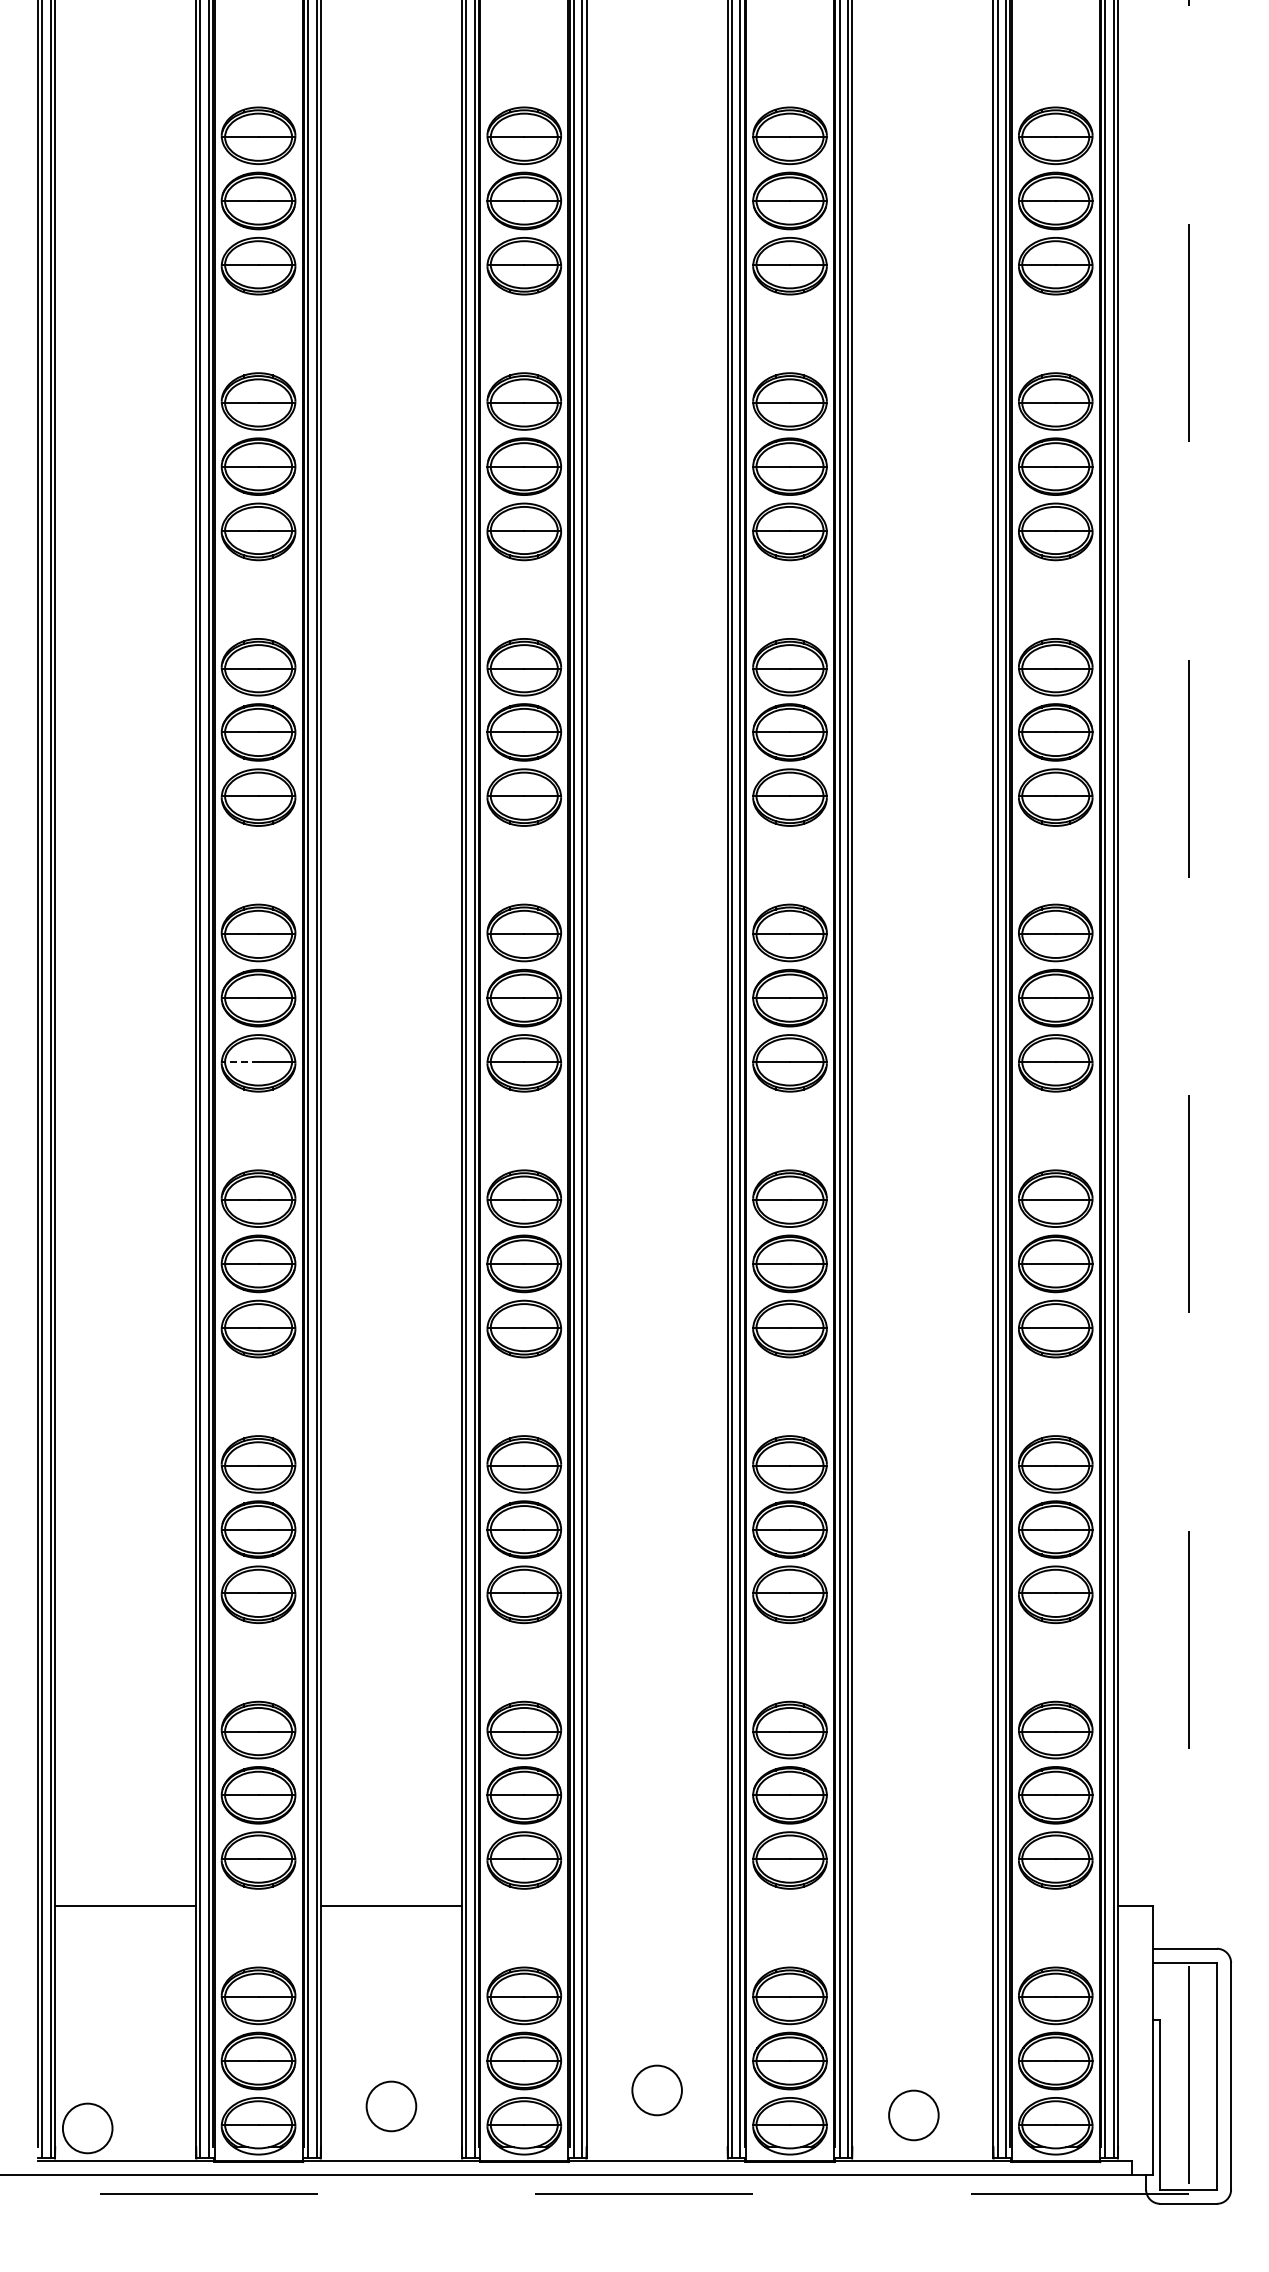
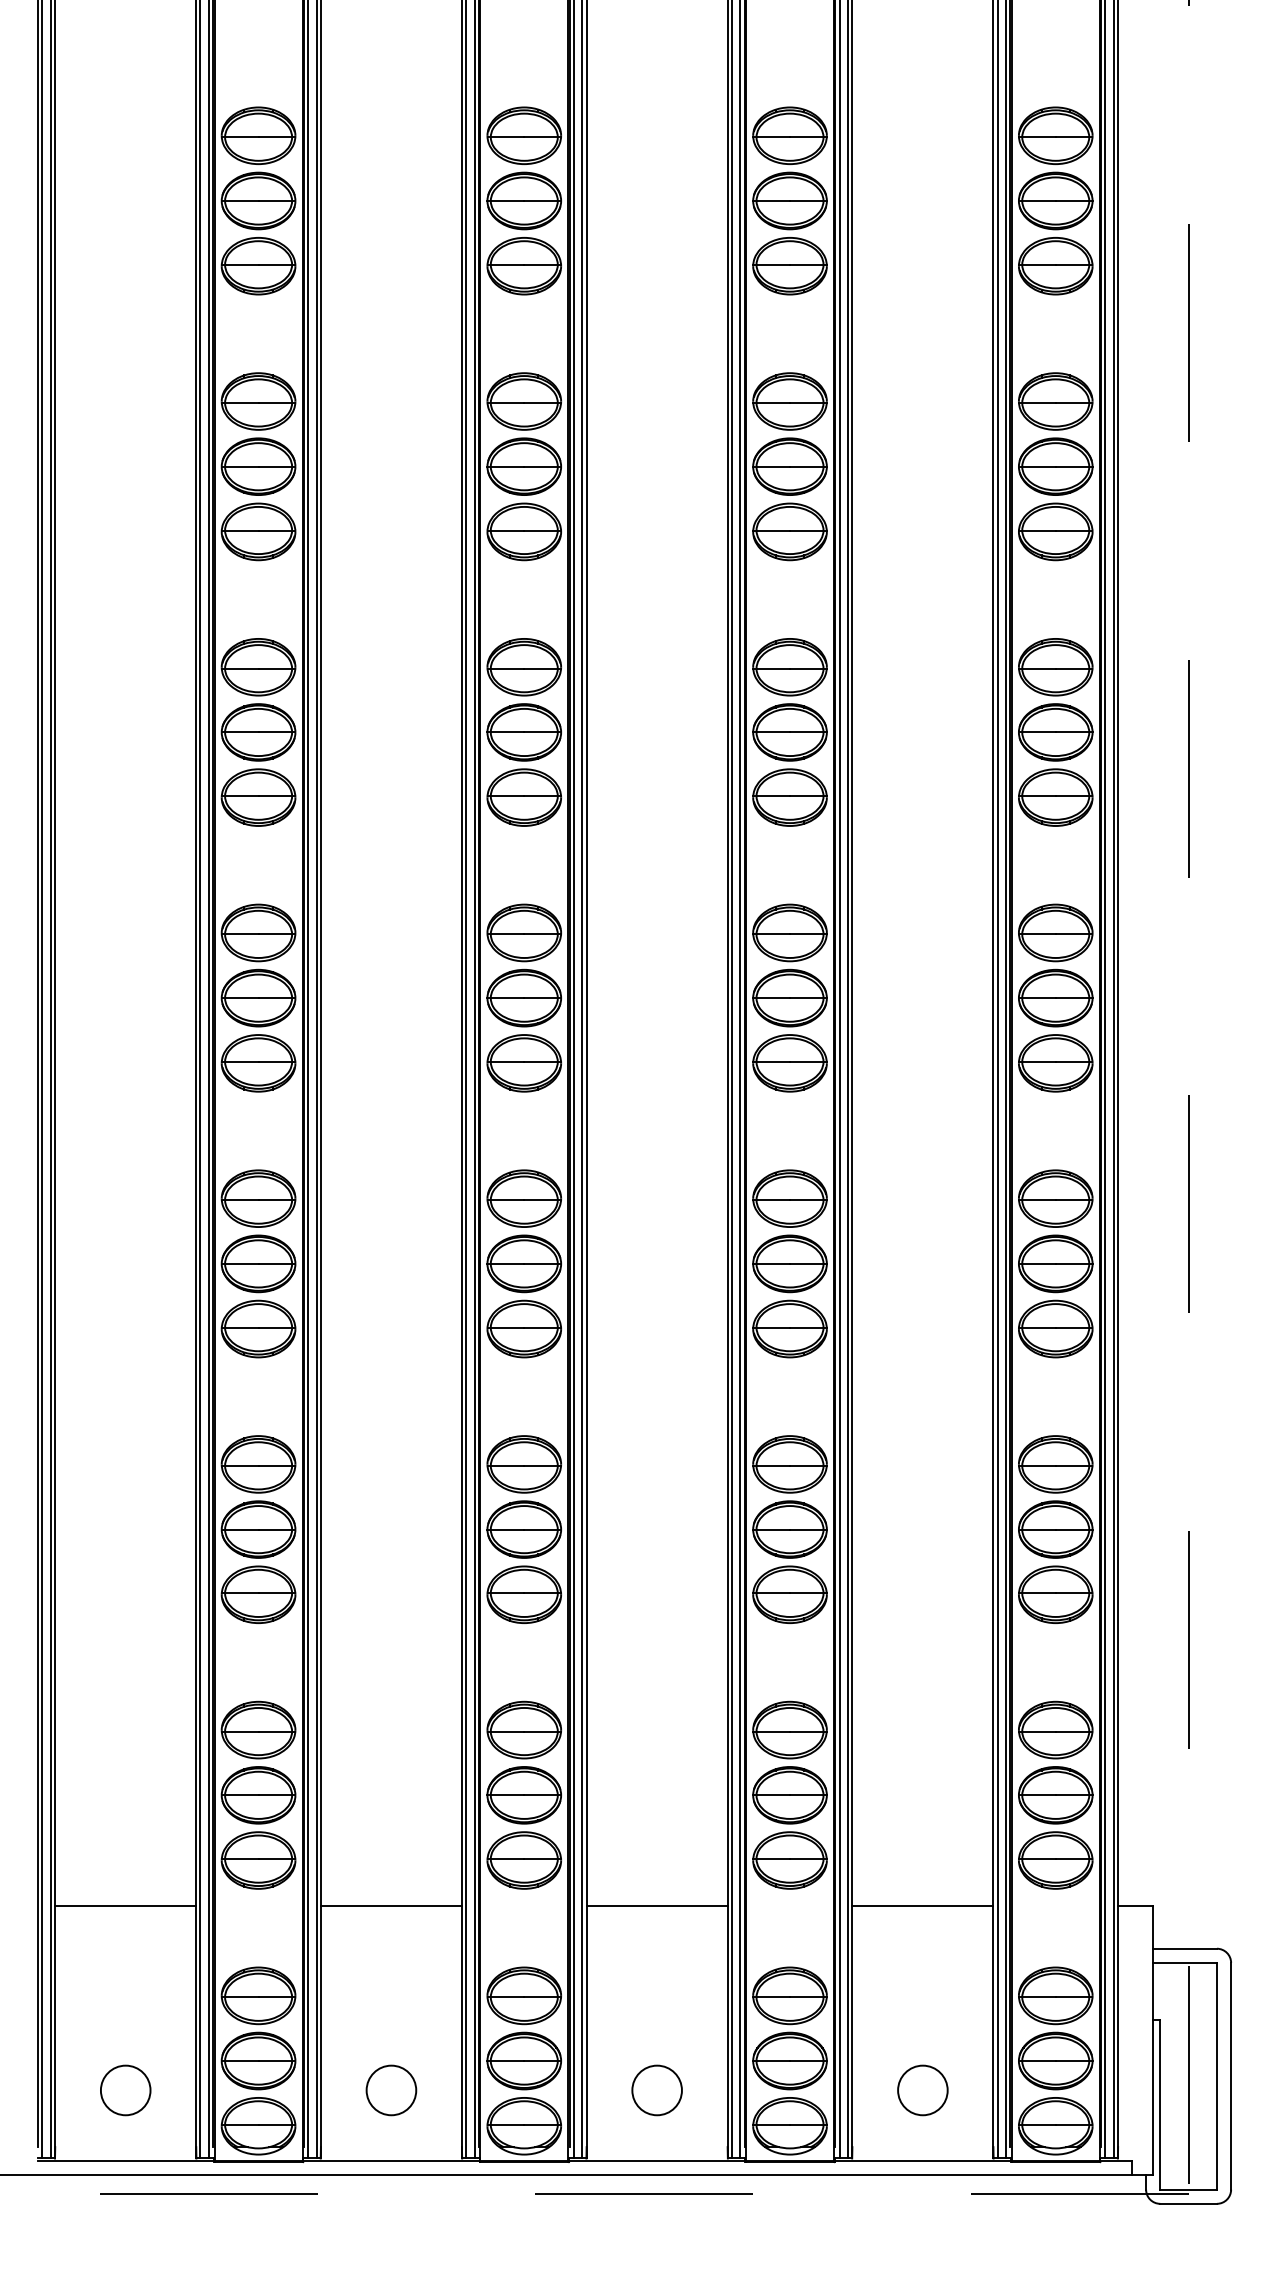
line: dashed -> solid (241, 1061)
line: none -> present (656, 1906)
line: none -> present (922, 1906)
circle position: (391, 2106) -> (391, 2090) (391, 2090)
circle position: (913, 2115) -> (922, 2090) (922, 2090)
circle position: (87, 2128) -> (125, 2090) (125, 2090)
